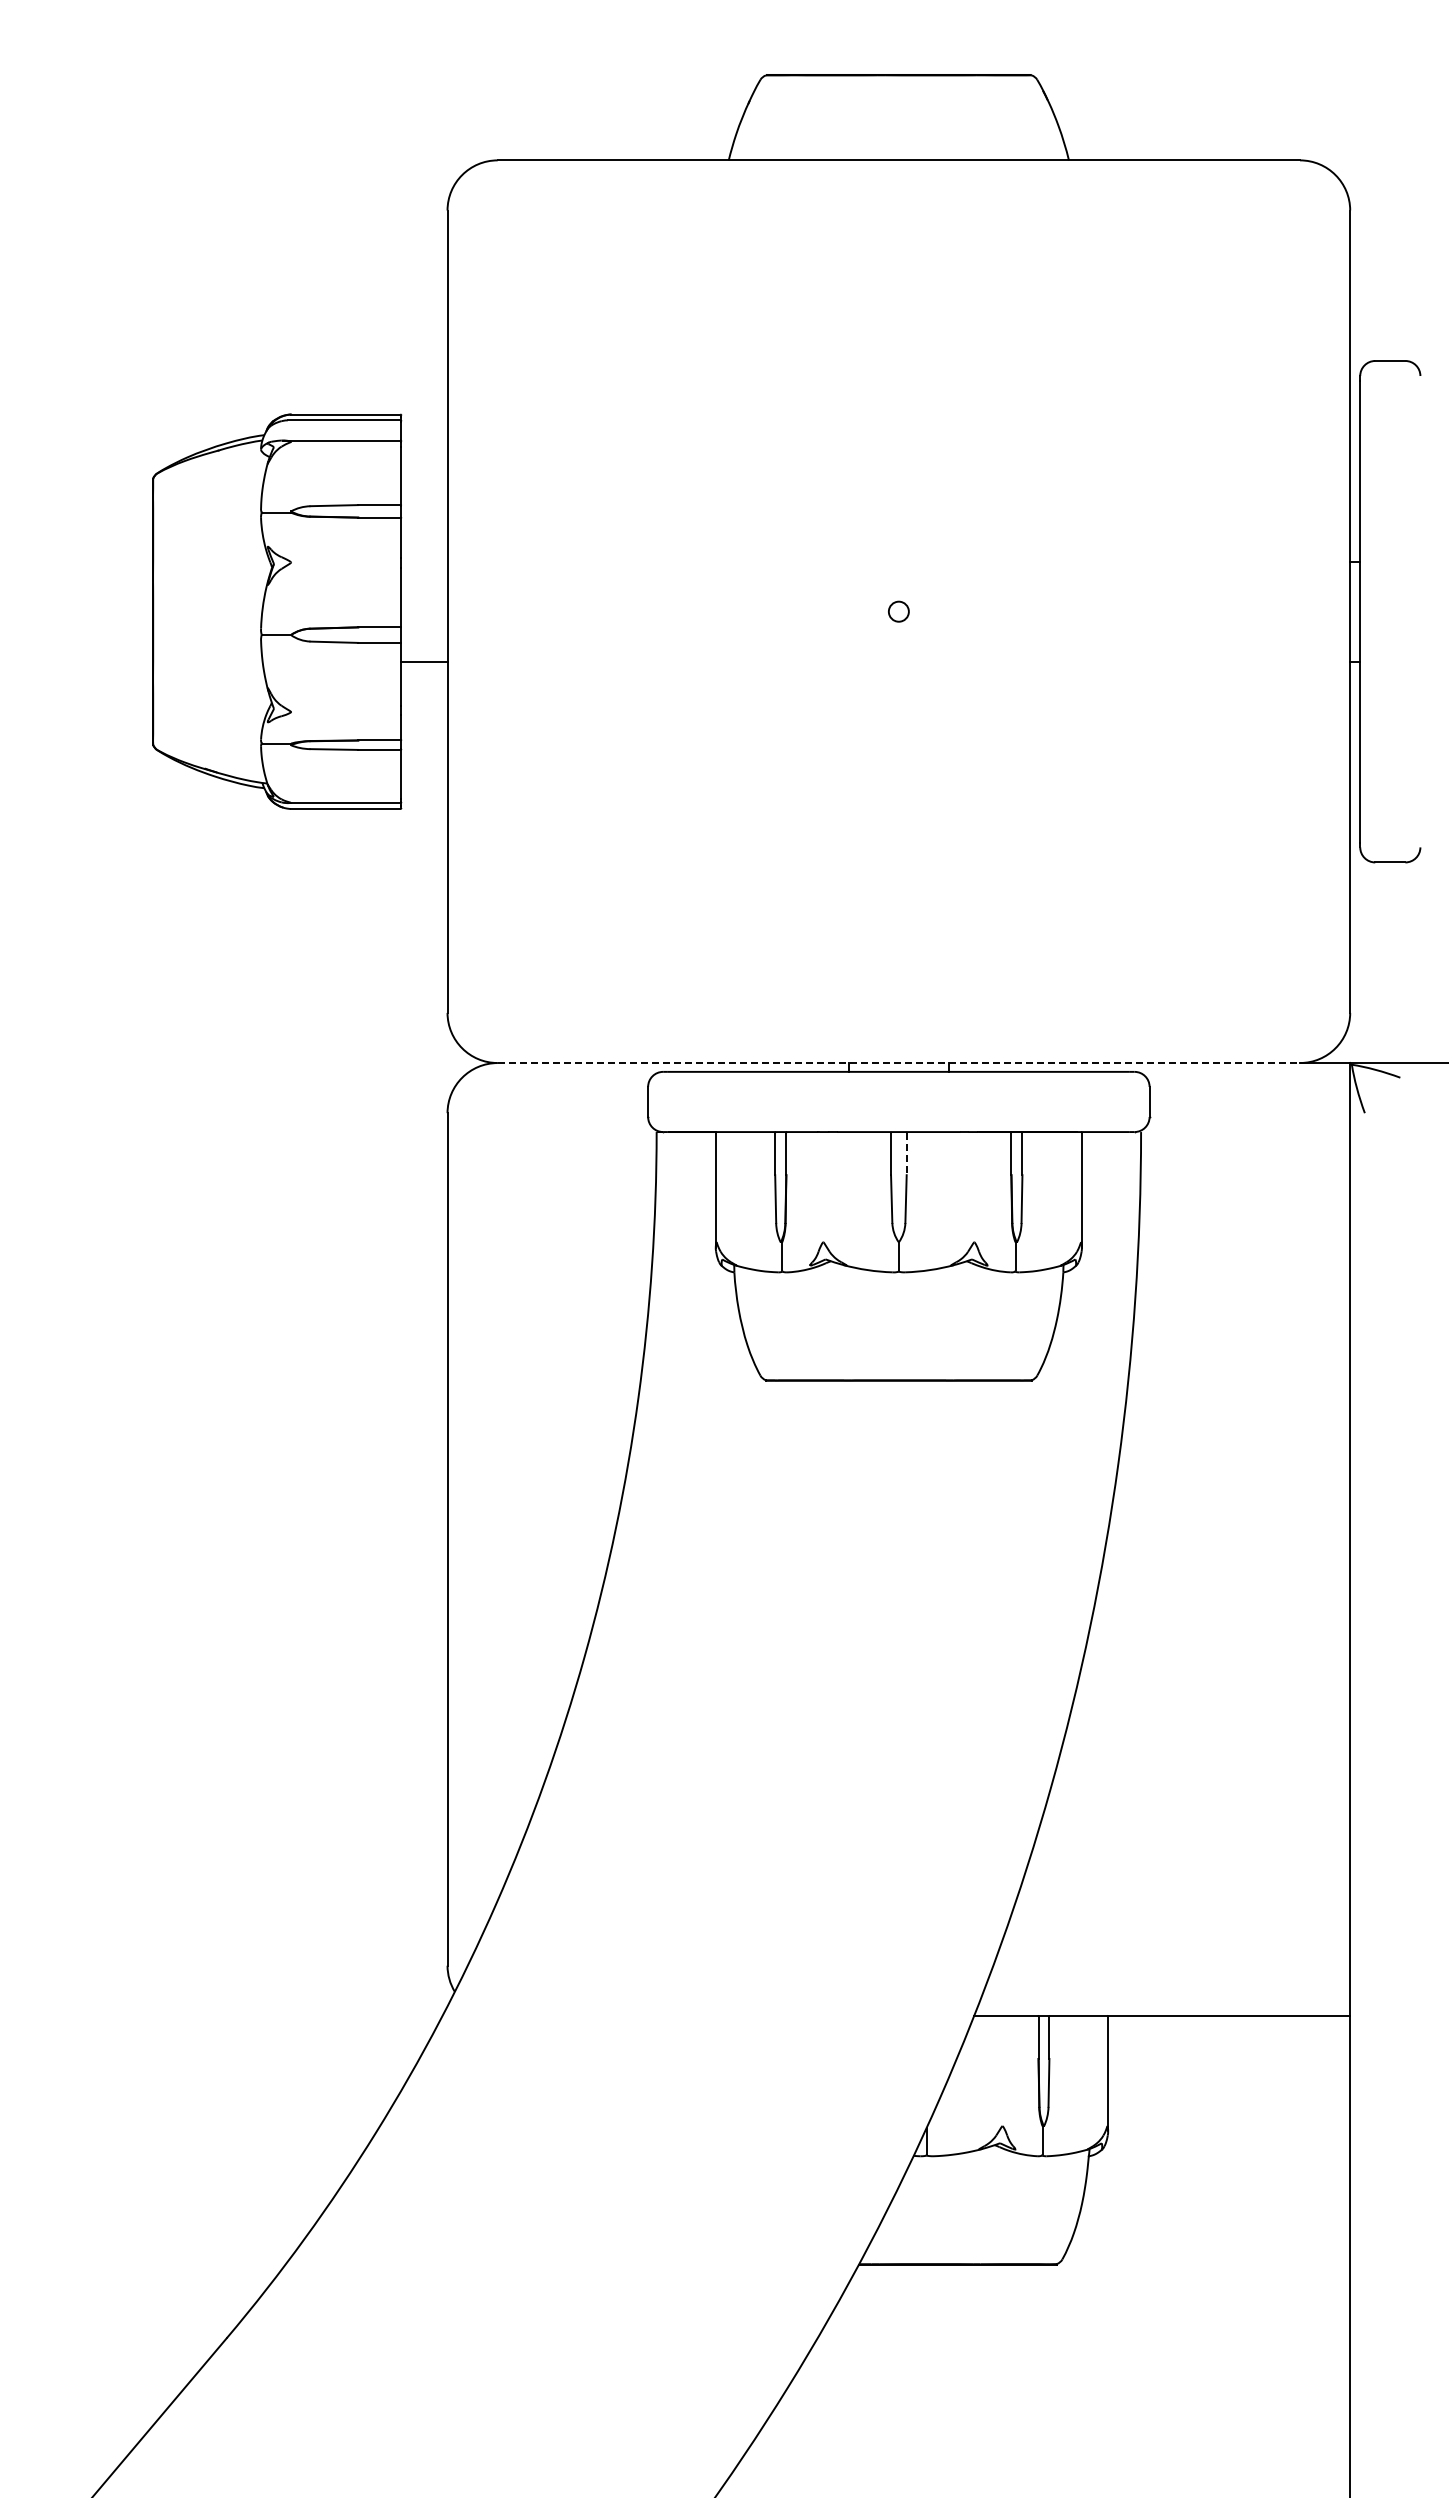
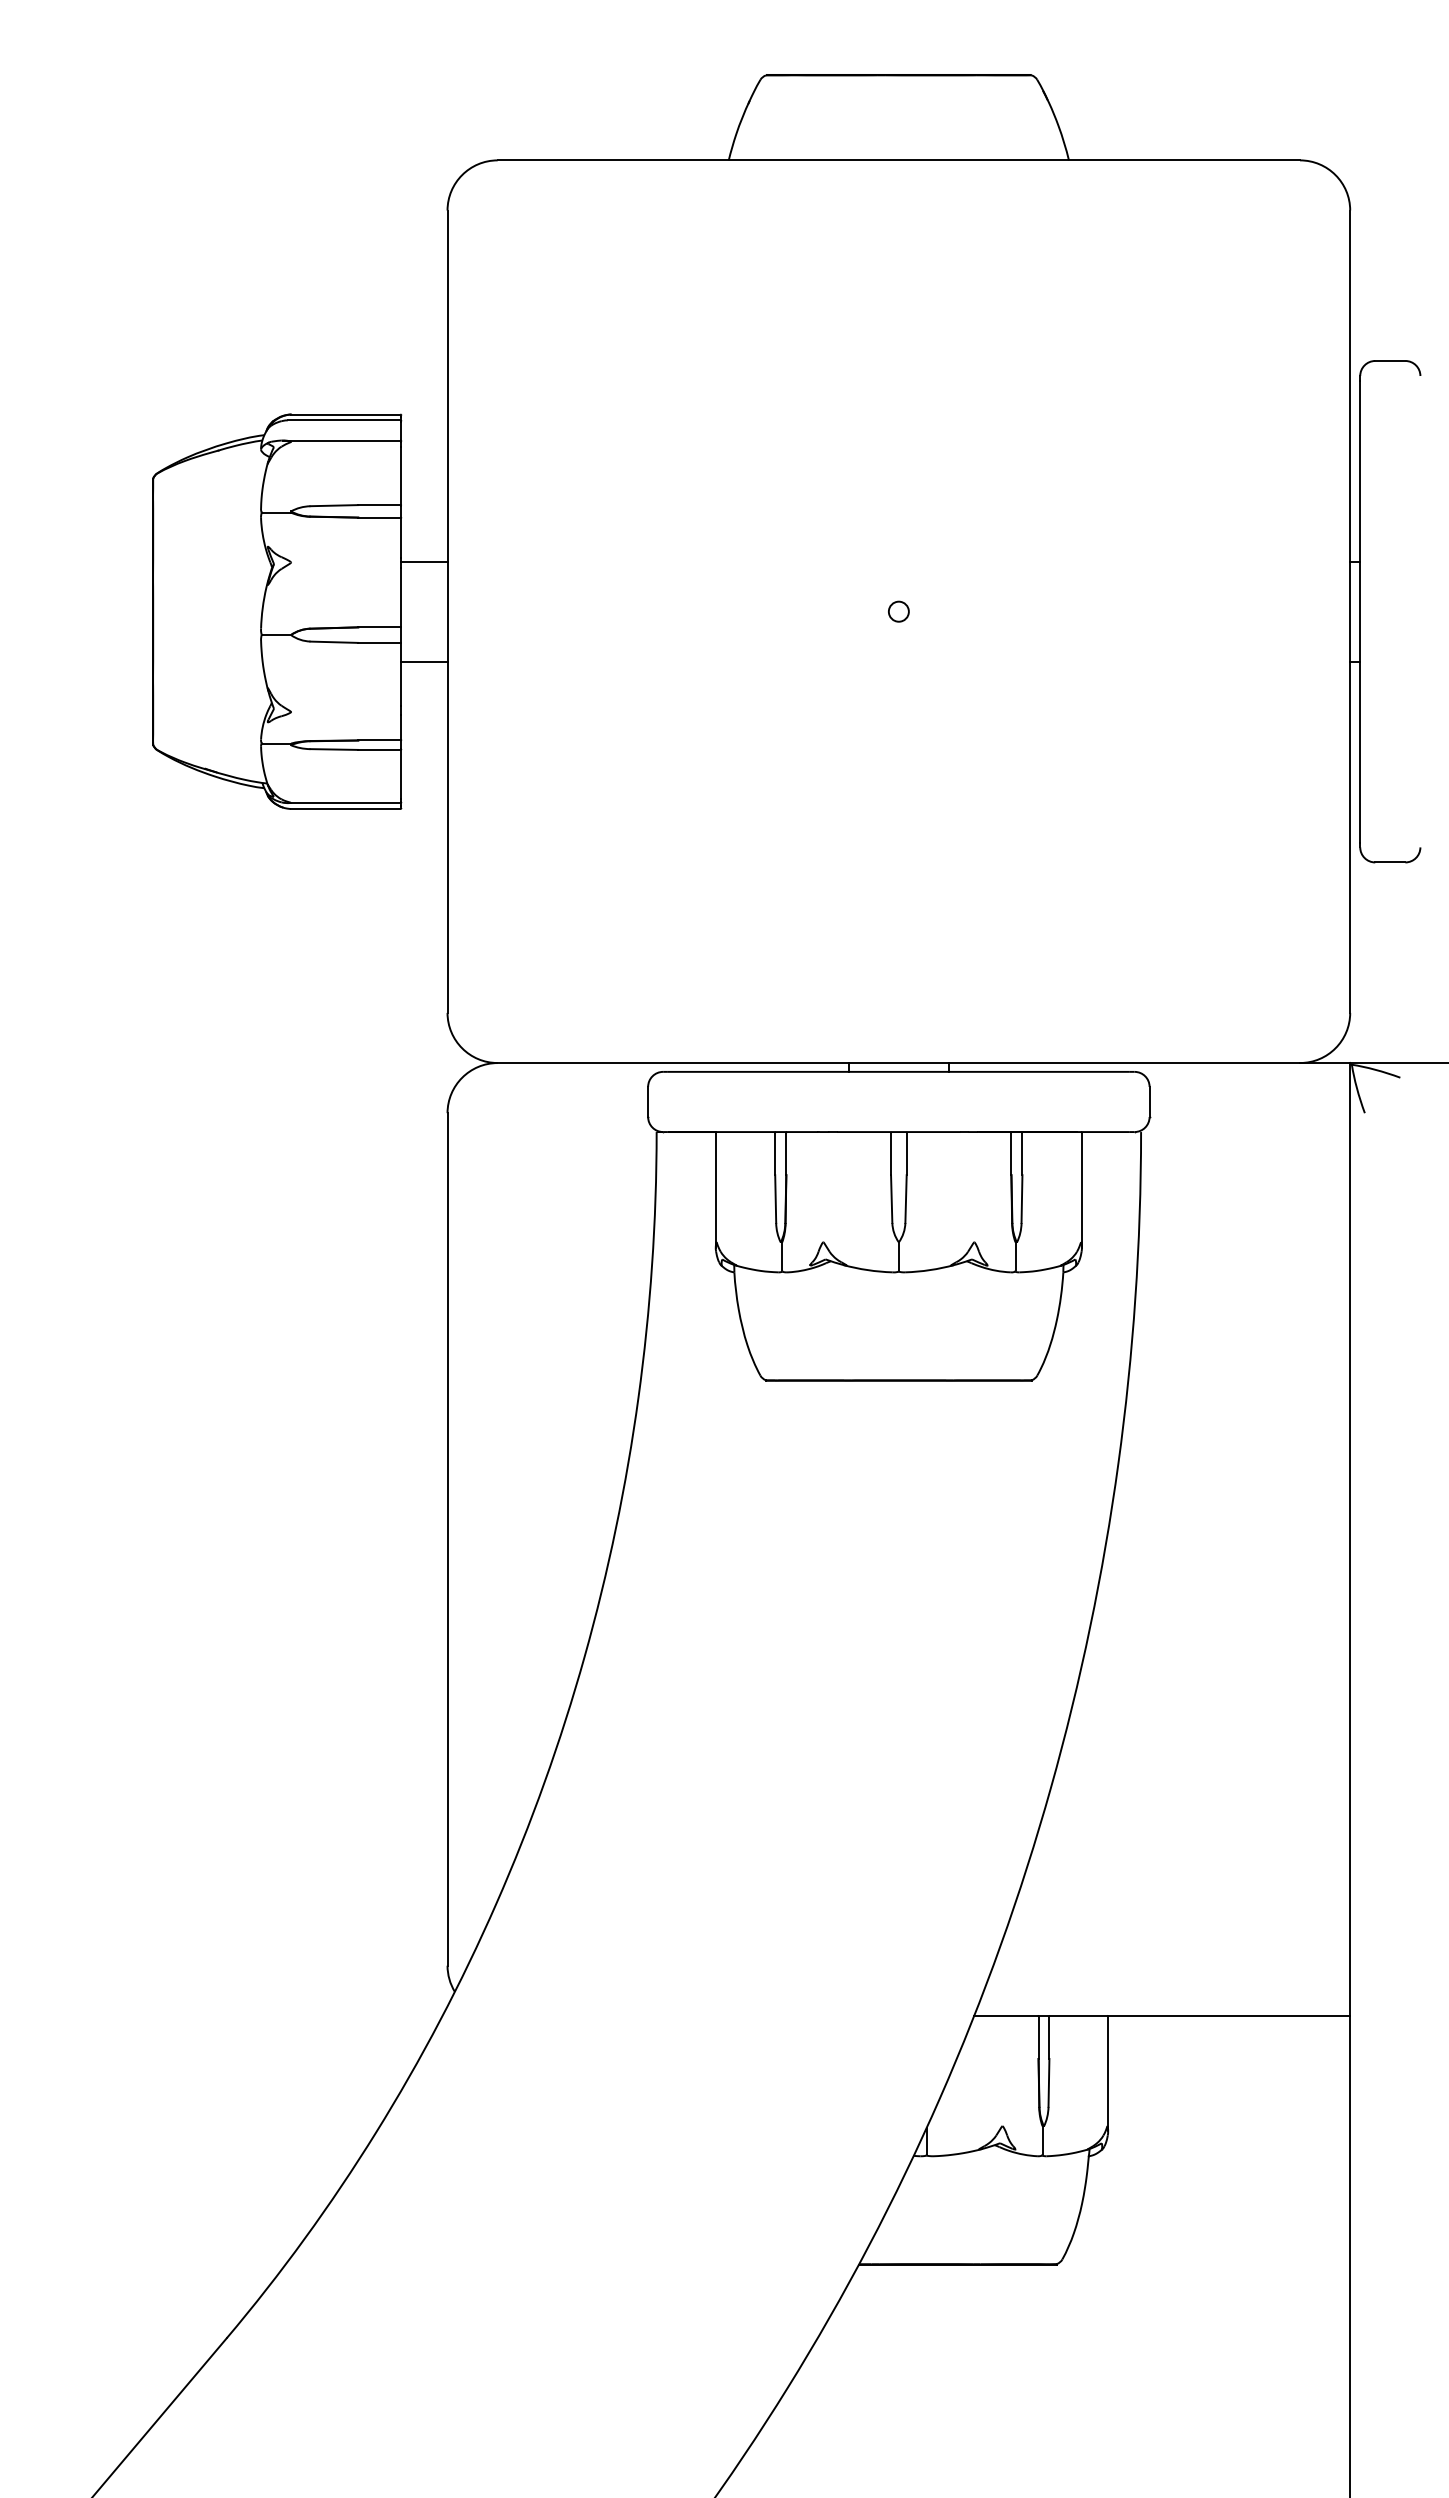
line: none -> present (424, 561)
line: dashed -> solid (899, 1063)
line: dashed -> solid (906, 1154)
